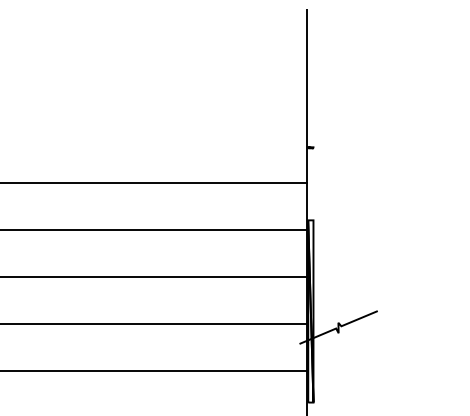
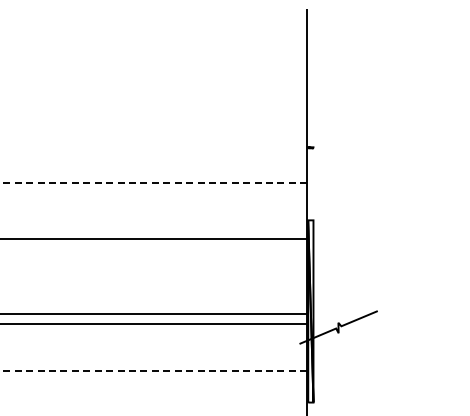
line: solid -> dashed (153, 182)
line position: (154, 230) -> (154, 239) (154, 239)
line position: (154, 277) -> (154, 314) (154, 314)
line: solid -> dashed (153, 371)
